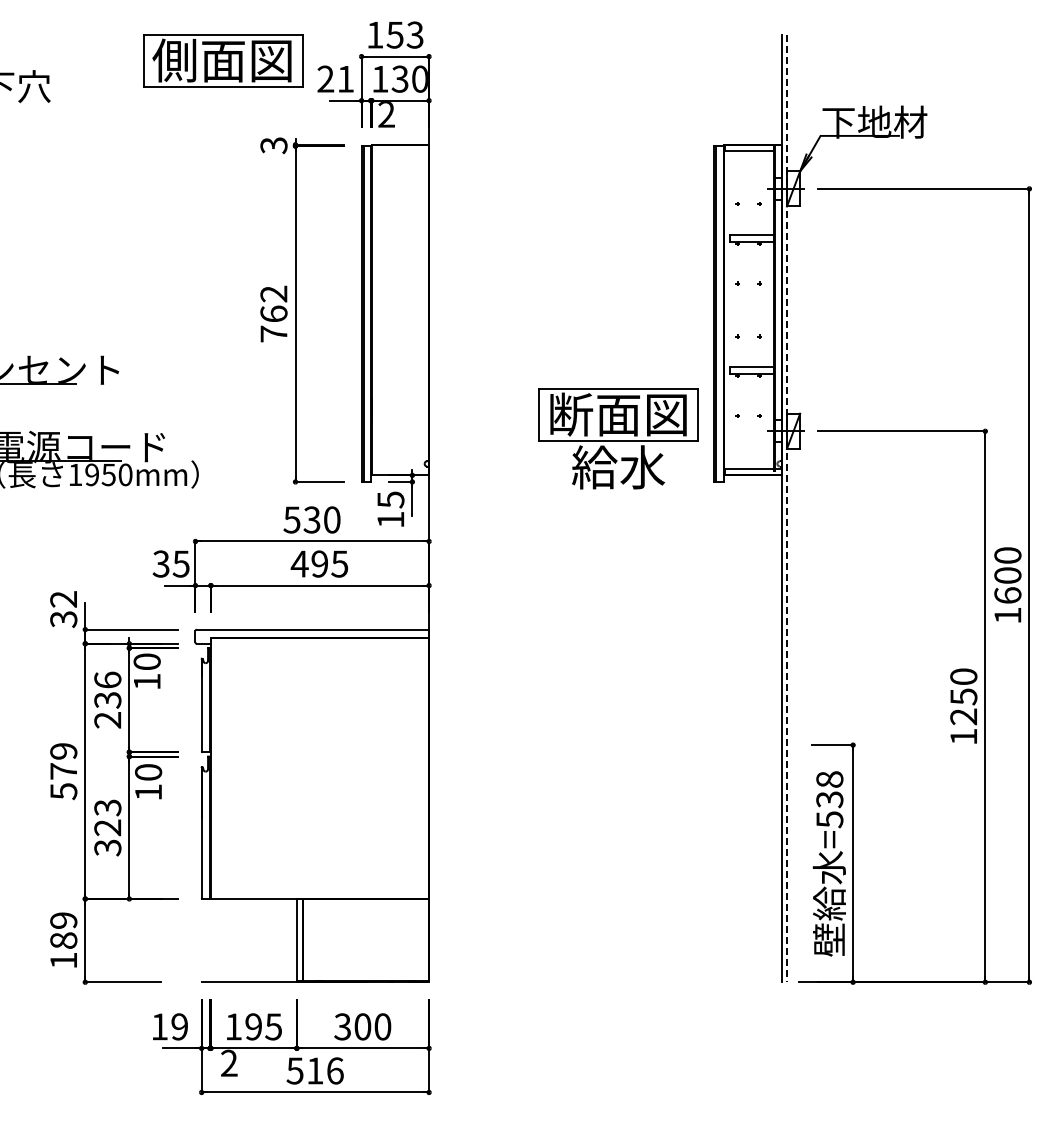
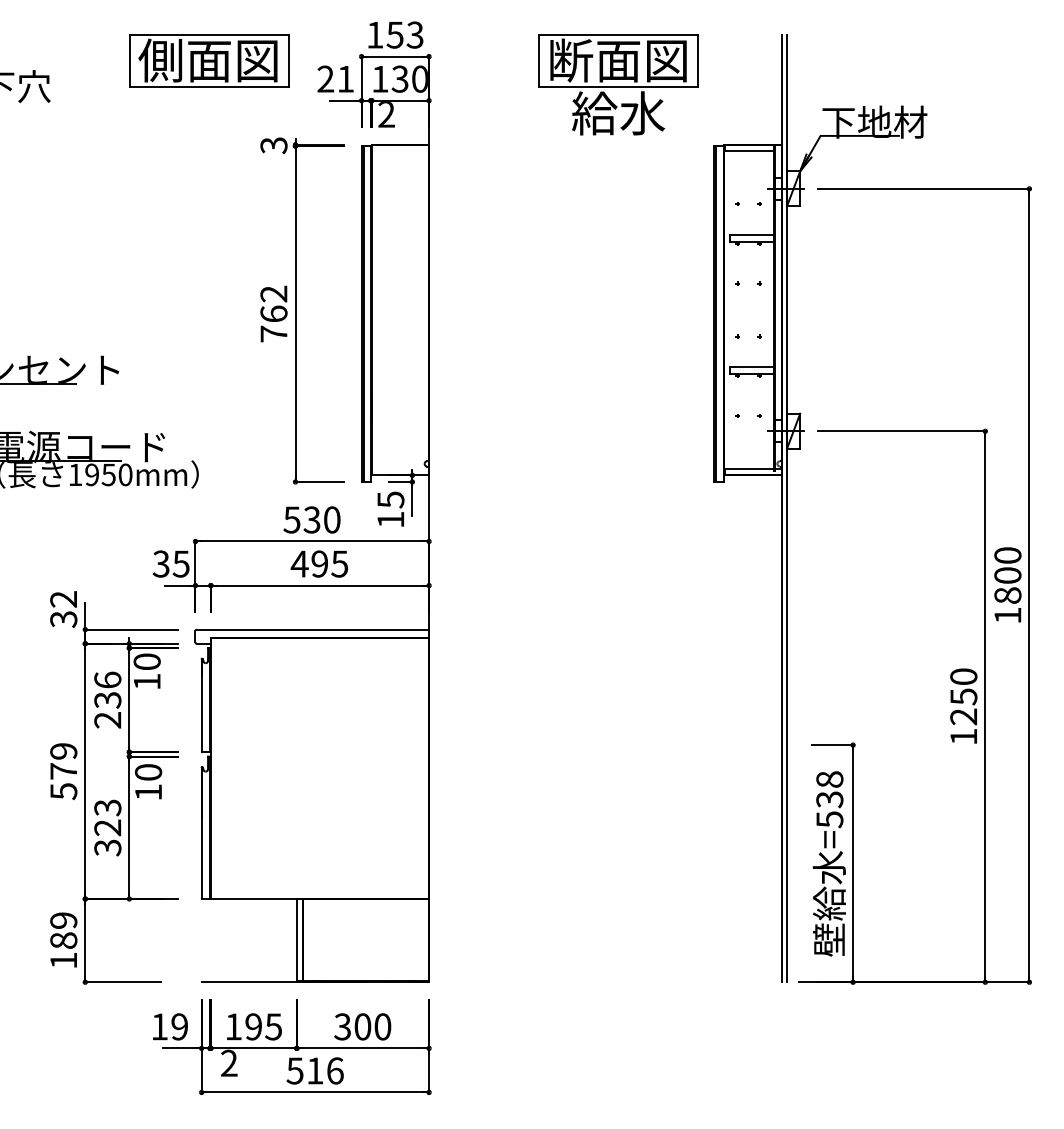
part position: (223, 60) -> (209, 60) (209, 60)
part position: (618, 438) -> (618, 84) (618, 84)
line: dashed -> solid (786, 508)
text: 1600 -> 1800 (1007, 595)
